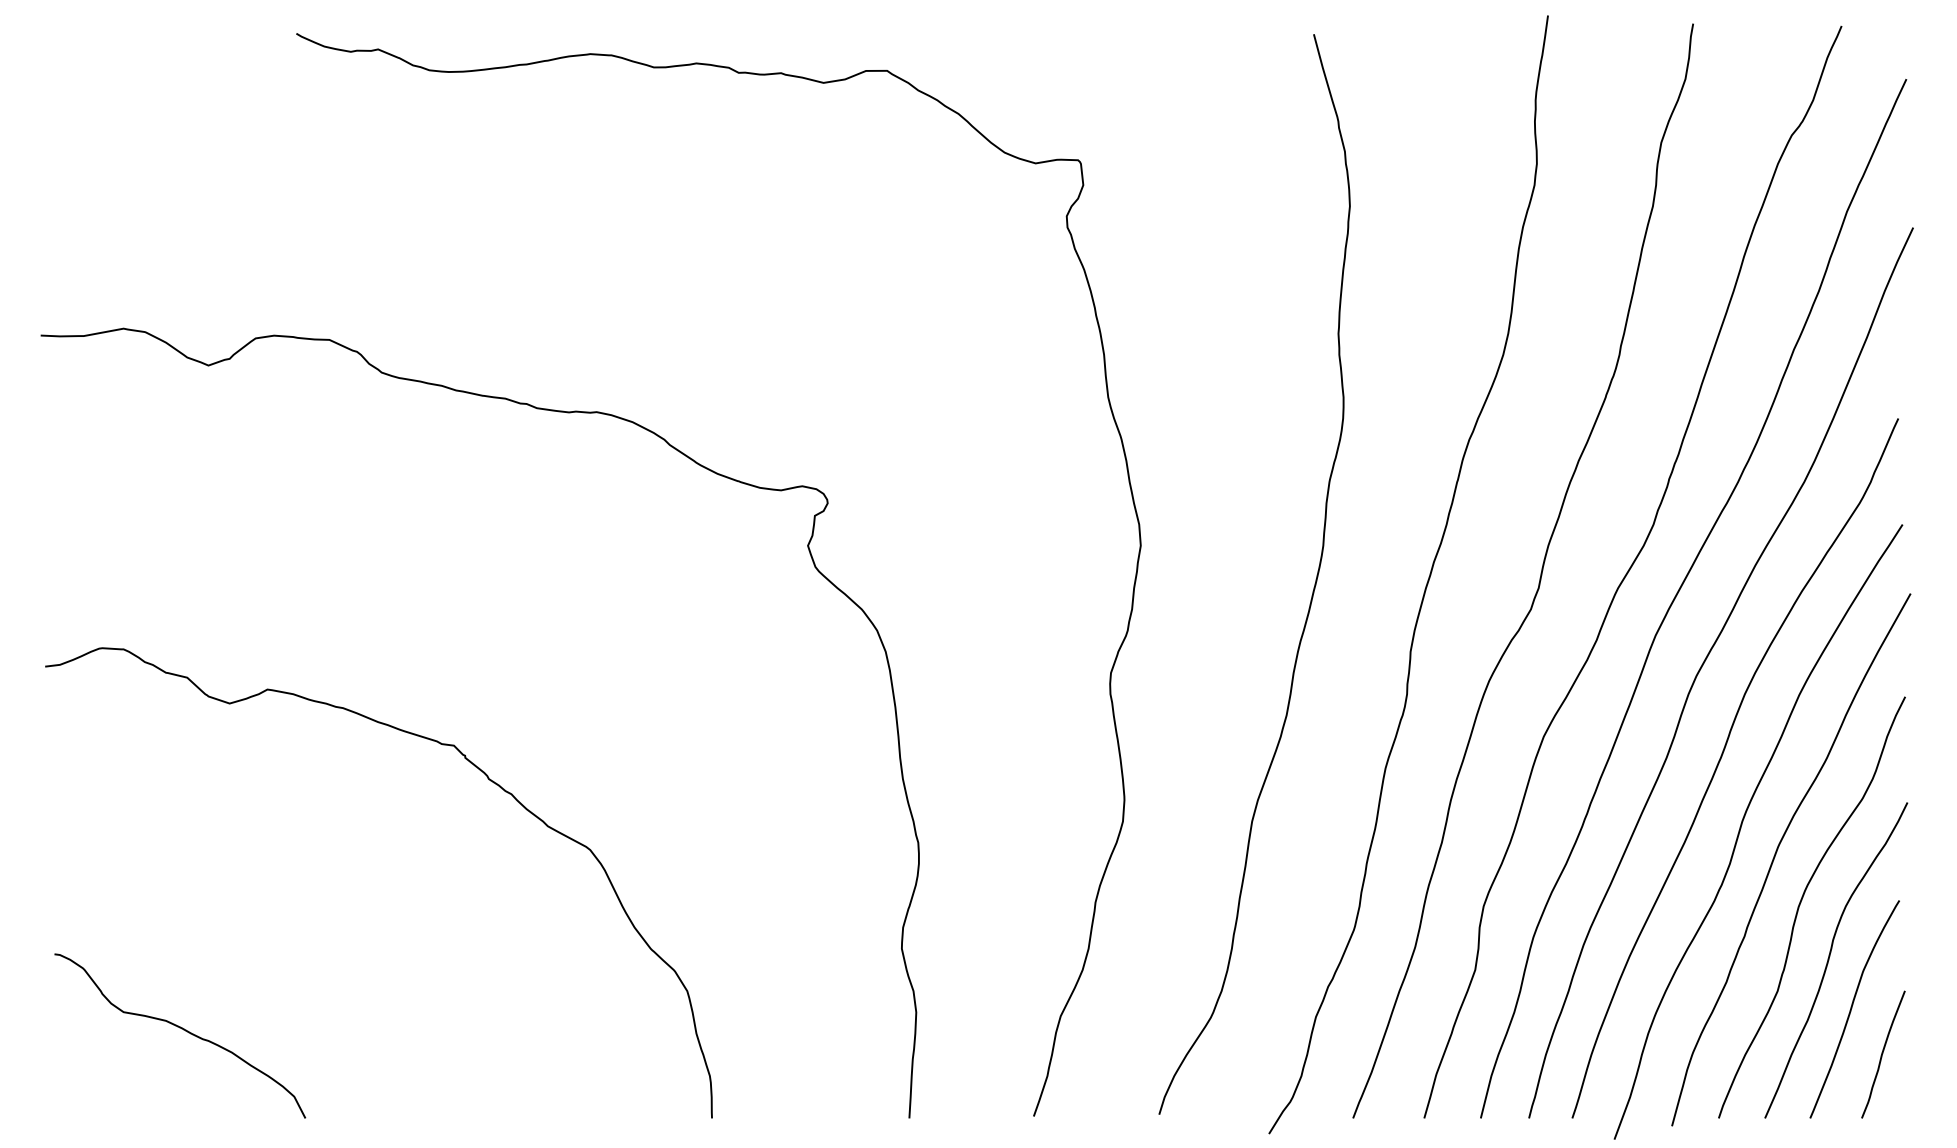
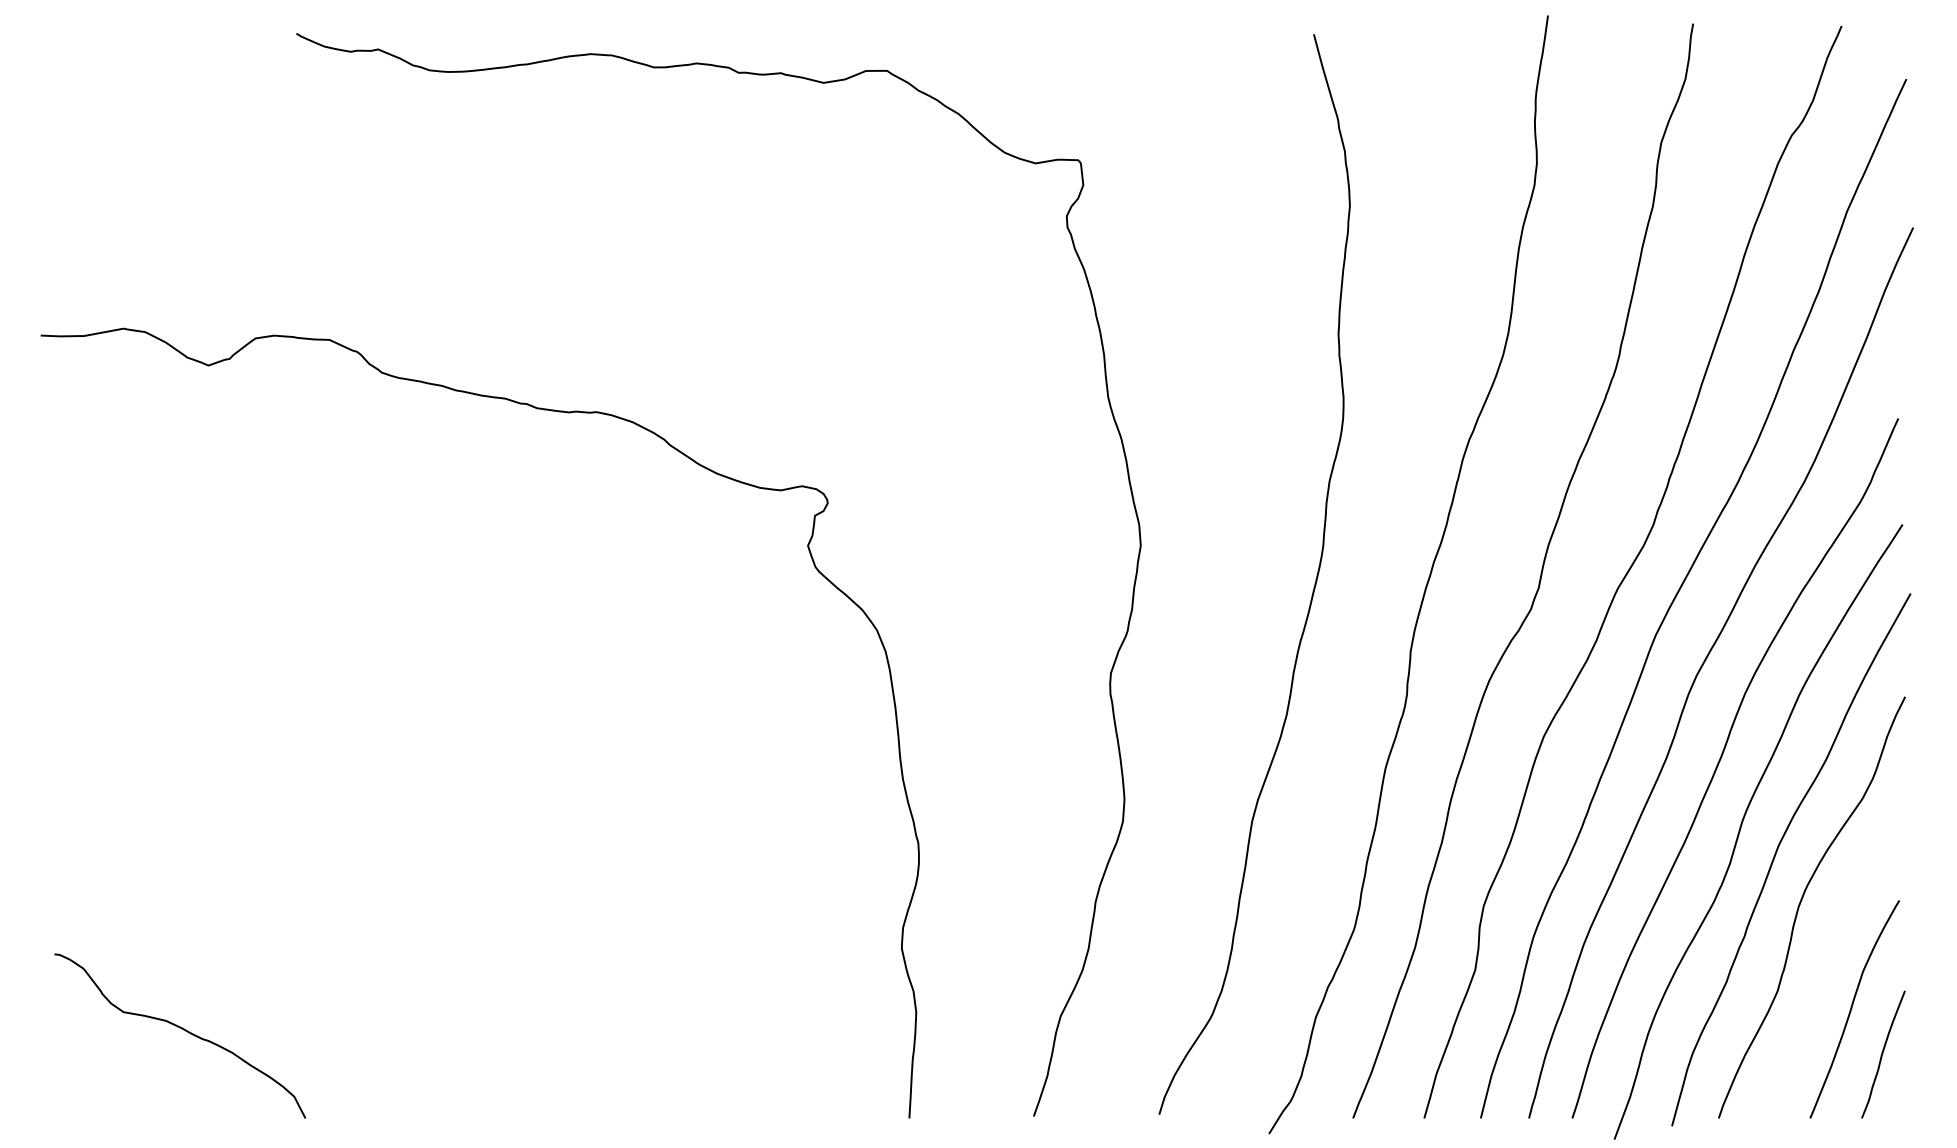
curve: present -> none (470, 763)
curve: present -> none (1829, 960)
